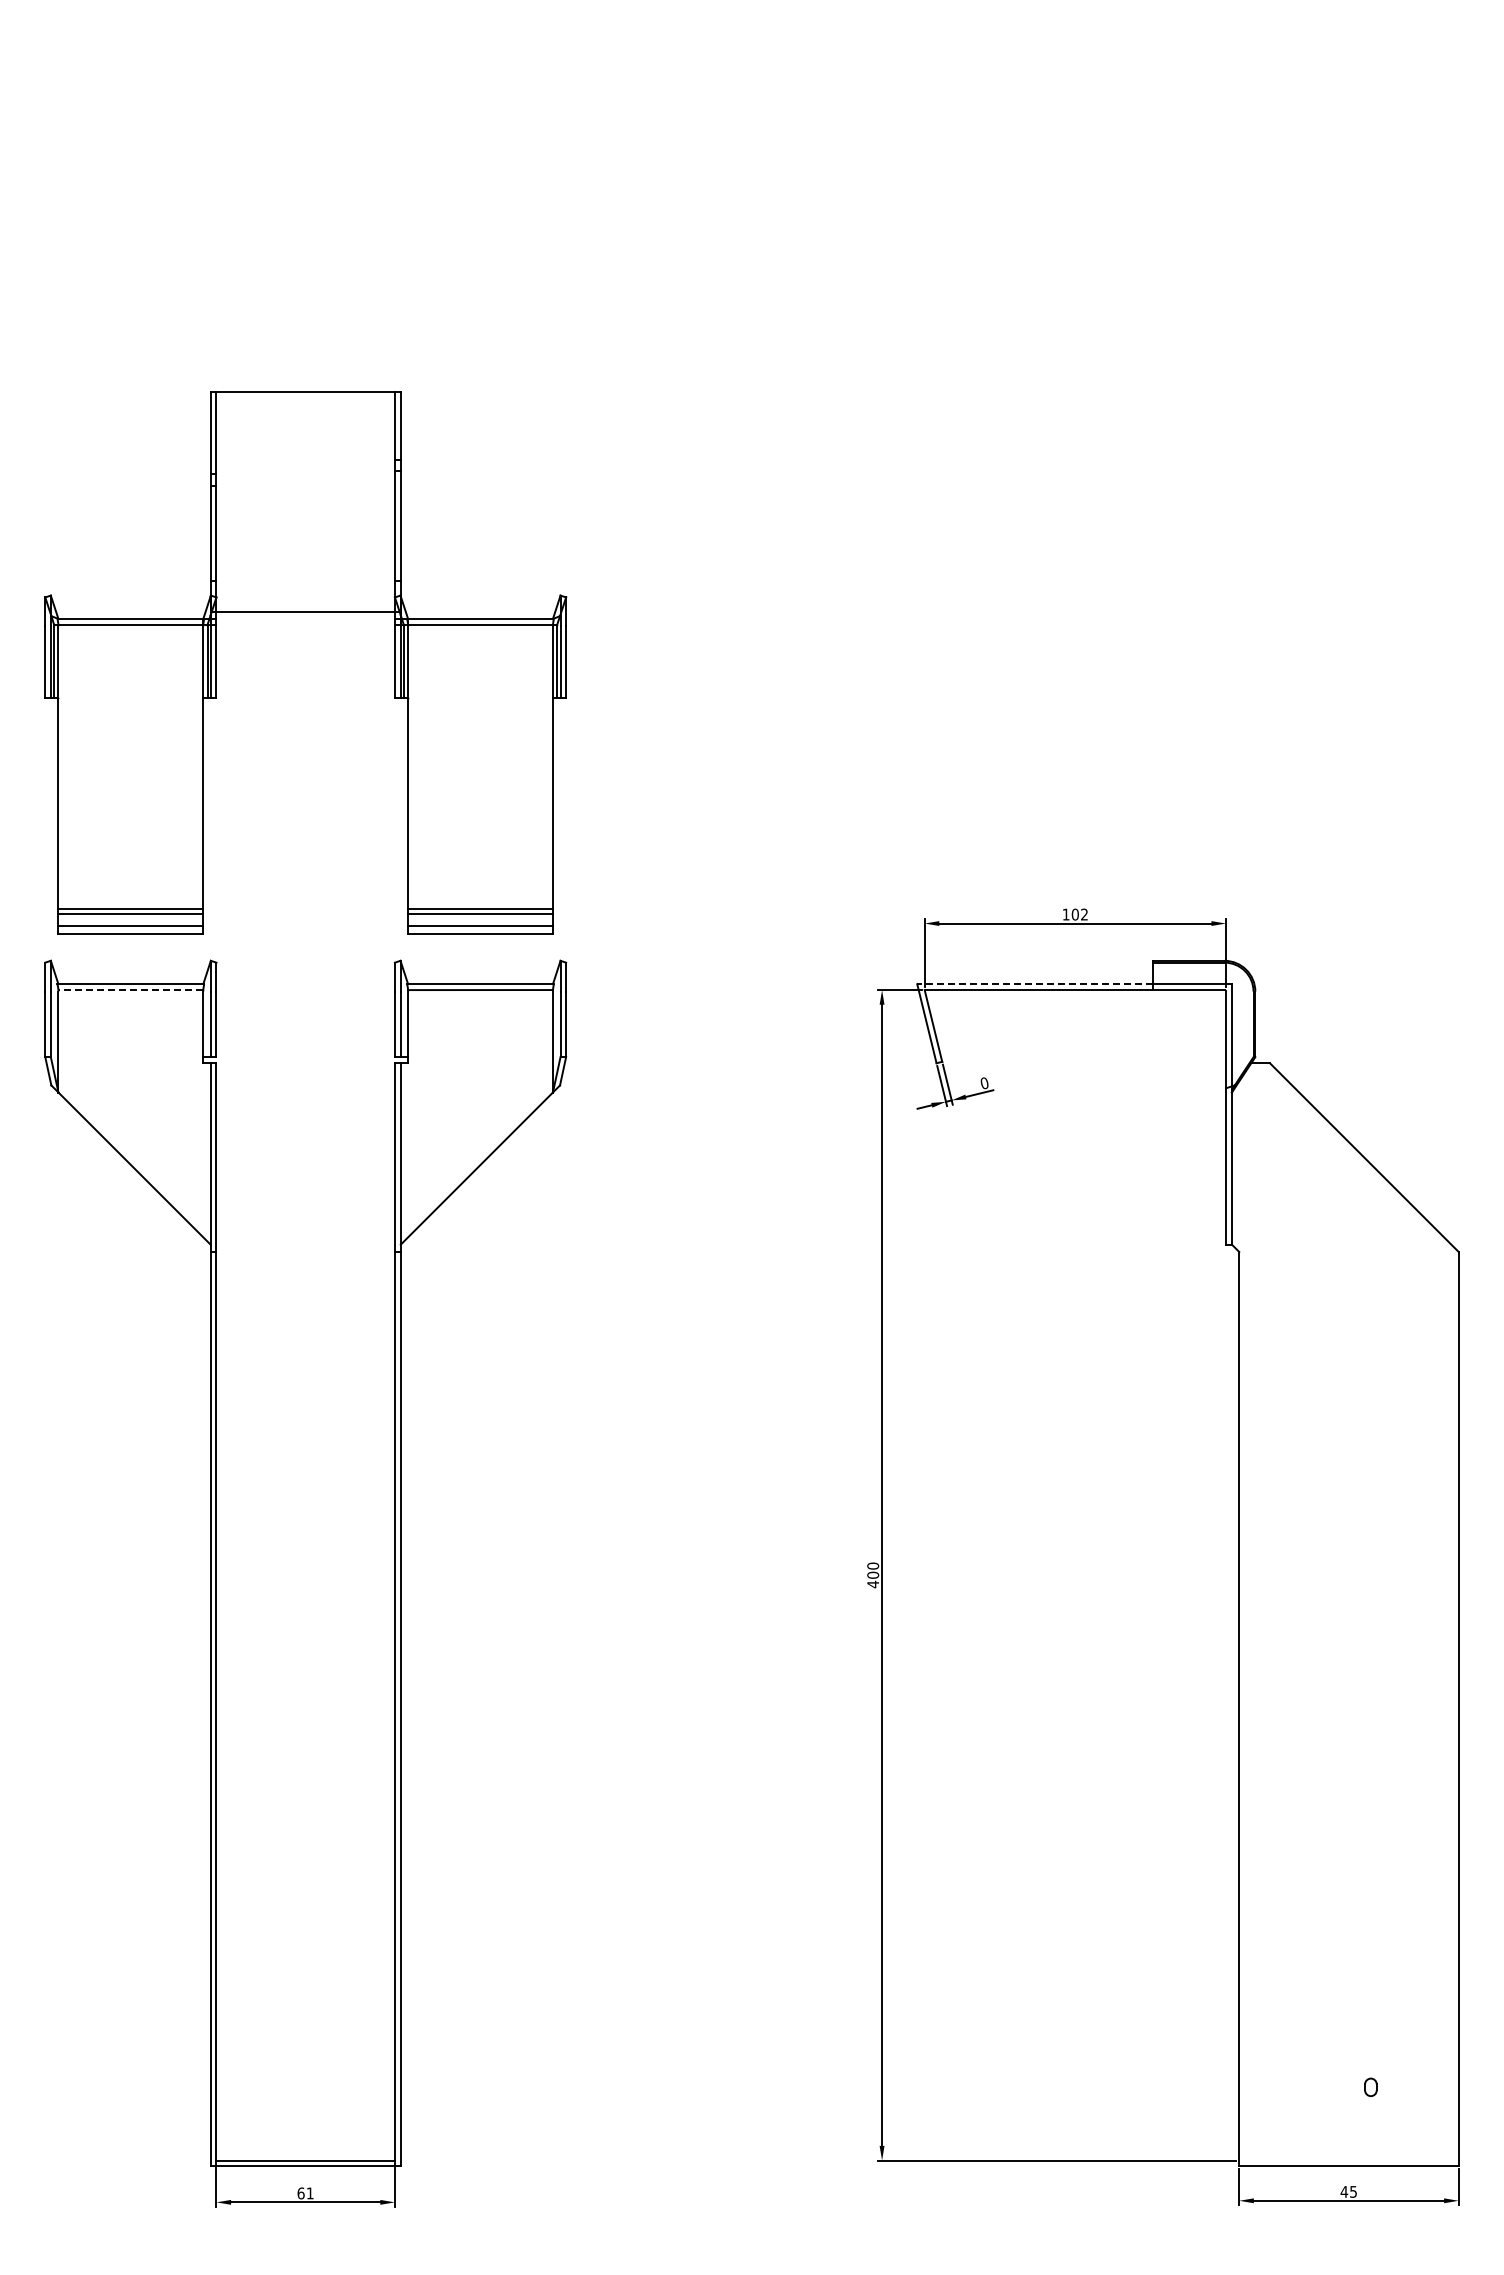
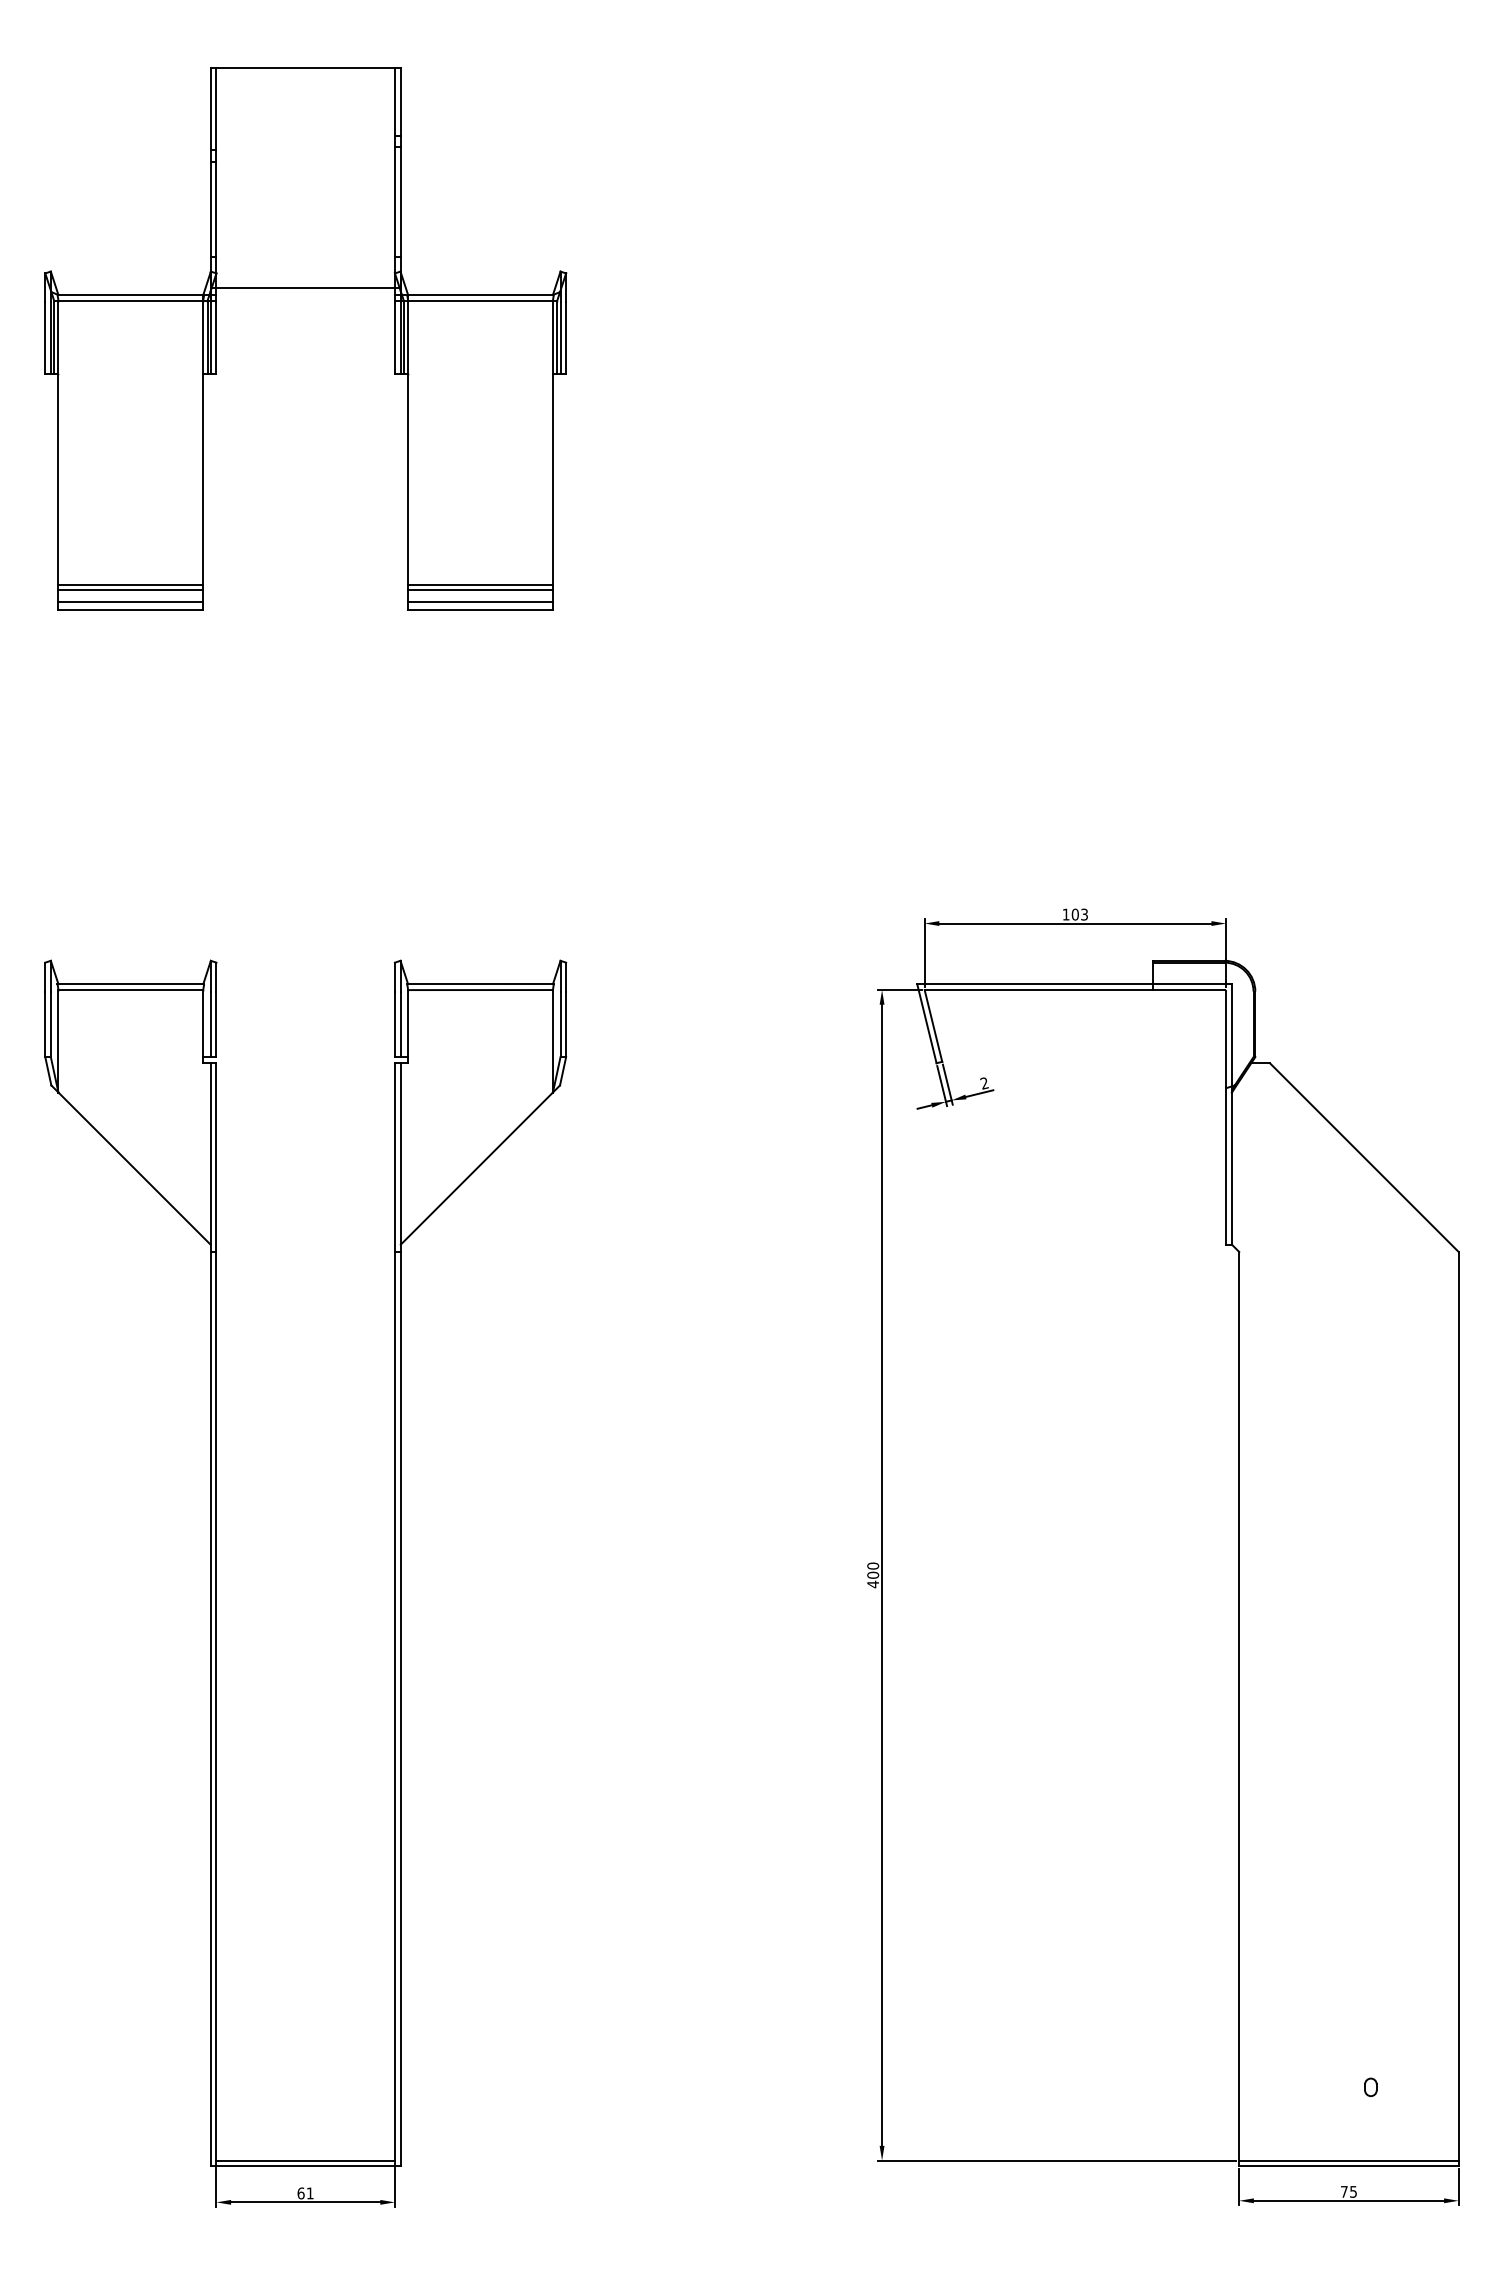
part position: (305, 612) -> (305, 288) (305, 288)
text: 102 -> 103 (1084, 914)
line: dashed -> solid (1035, 984)
line: dashed -> solid (130, 990)
text: 0 -> 2 (984, 1083)
line: none -> present (1348, 2160)
text: 45 -> 75 (1344, 2191)
